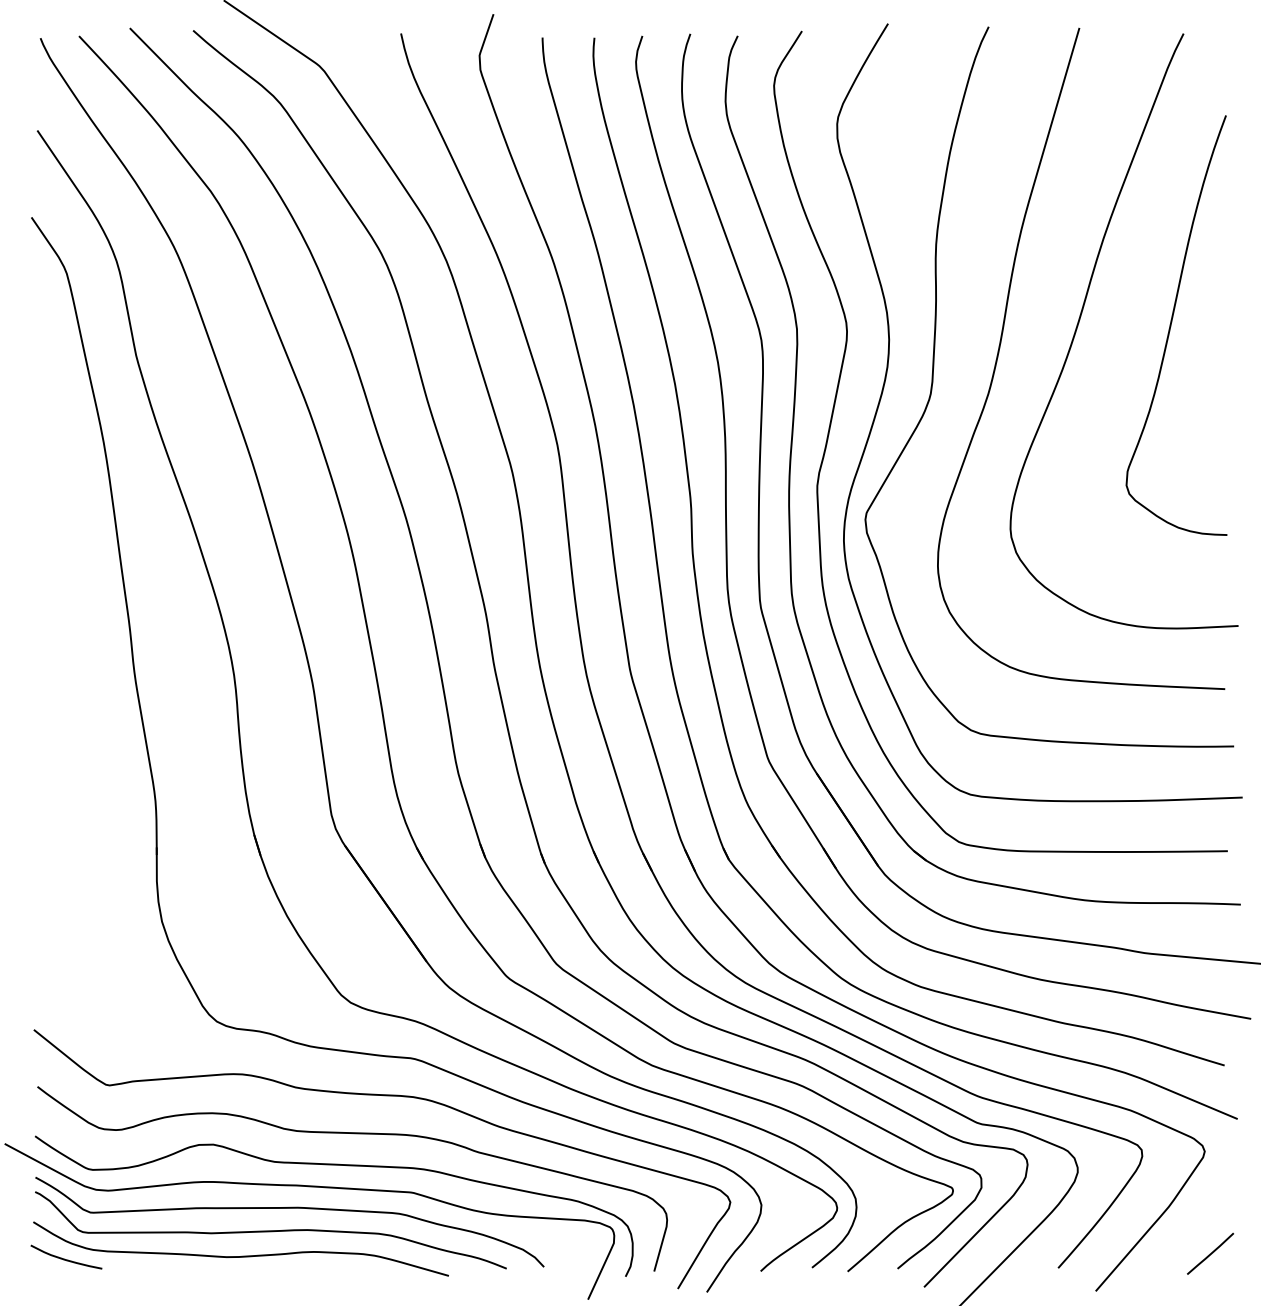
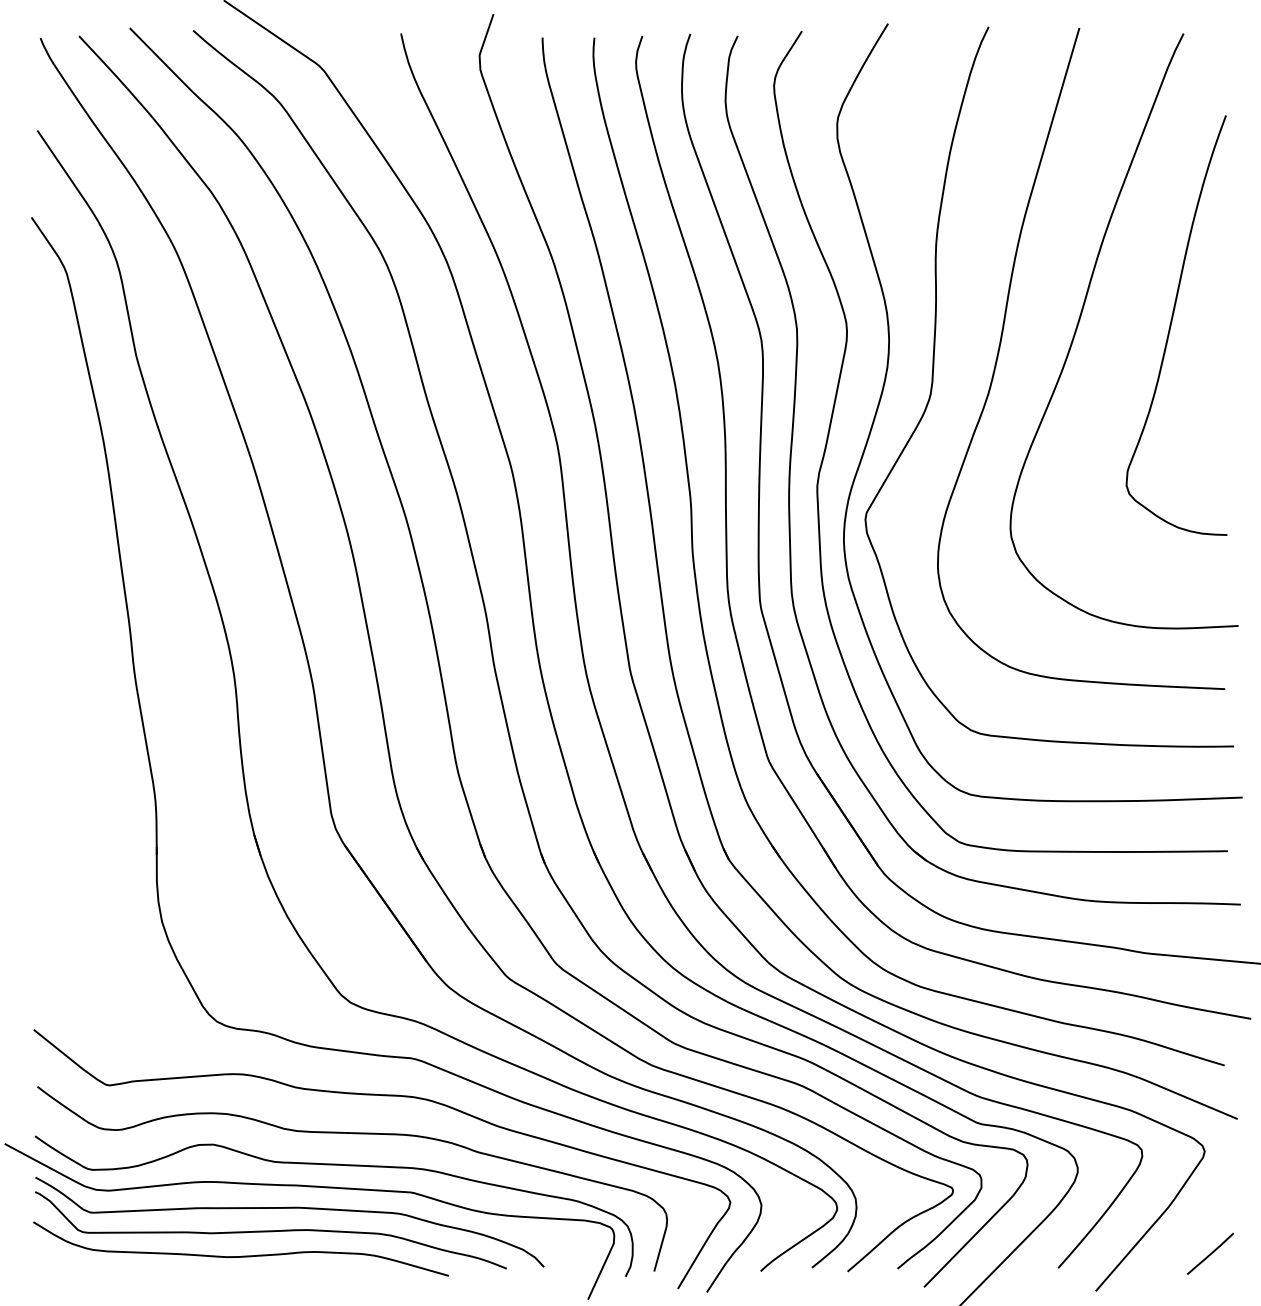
curve: present -> none (64, 1258)
